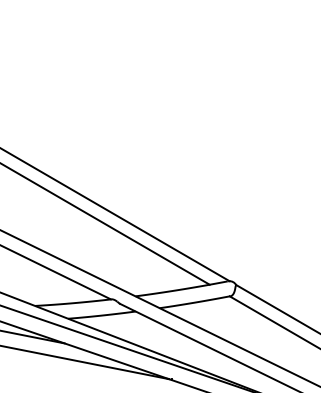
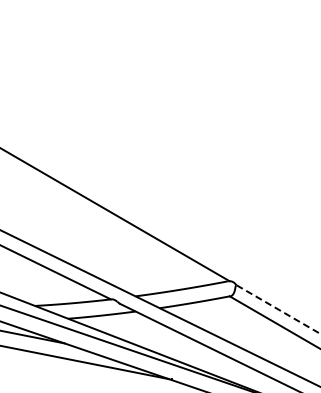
line: present -> none (105, 224)
line: solid -> dashed (278, 309)
